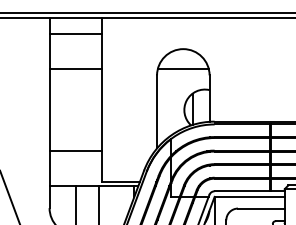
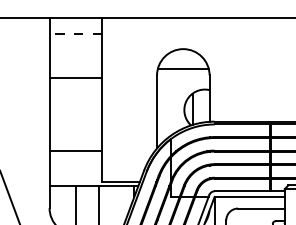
line: present -> none (147, 13)
line: solid -> dashed (75, 34)
line position: (75, 69) -> (75, 78) (75, 78)
